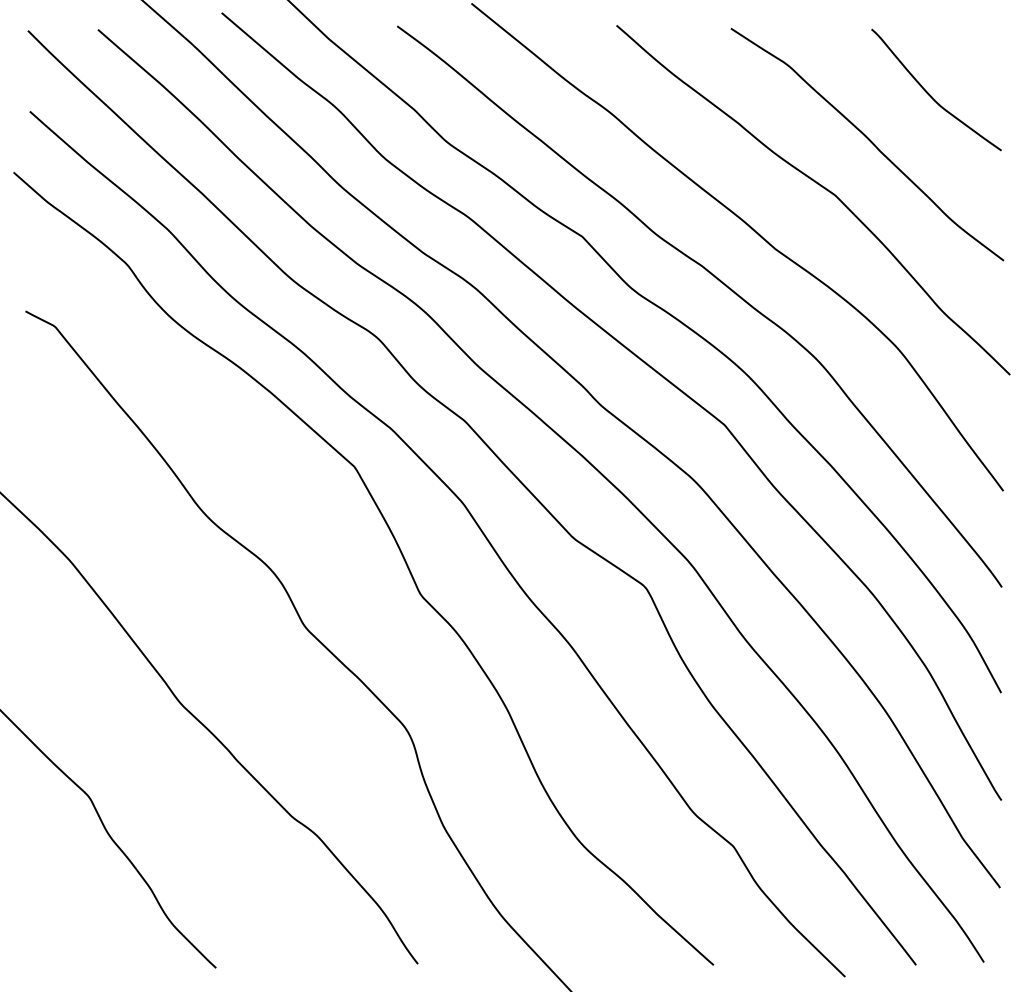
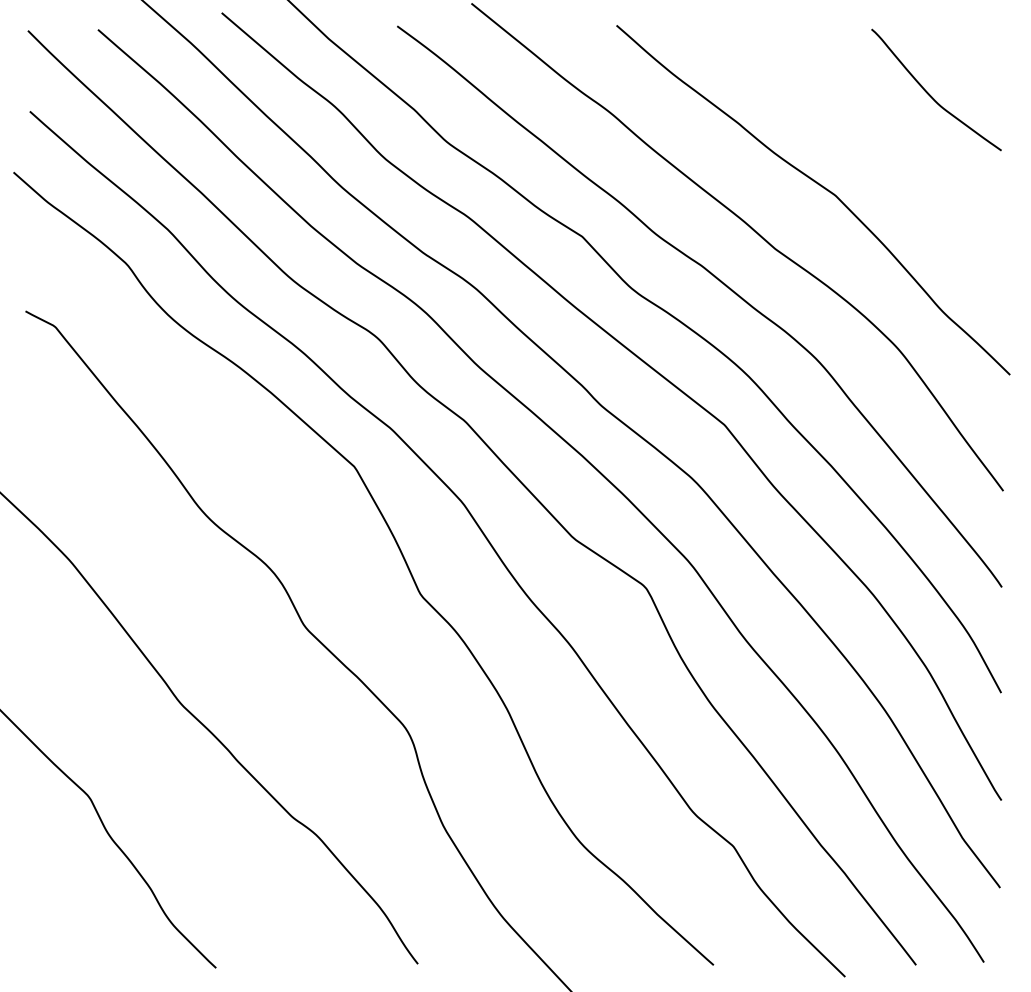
curve: present -> none (869, 141)
